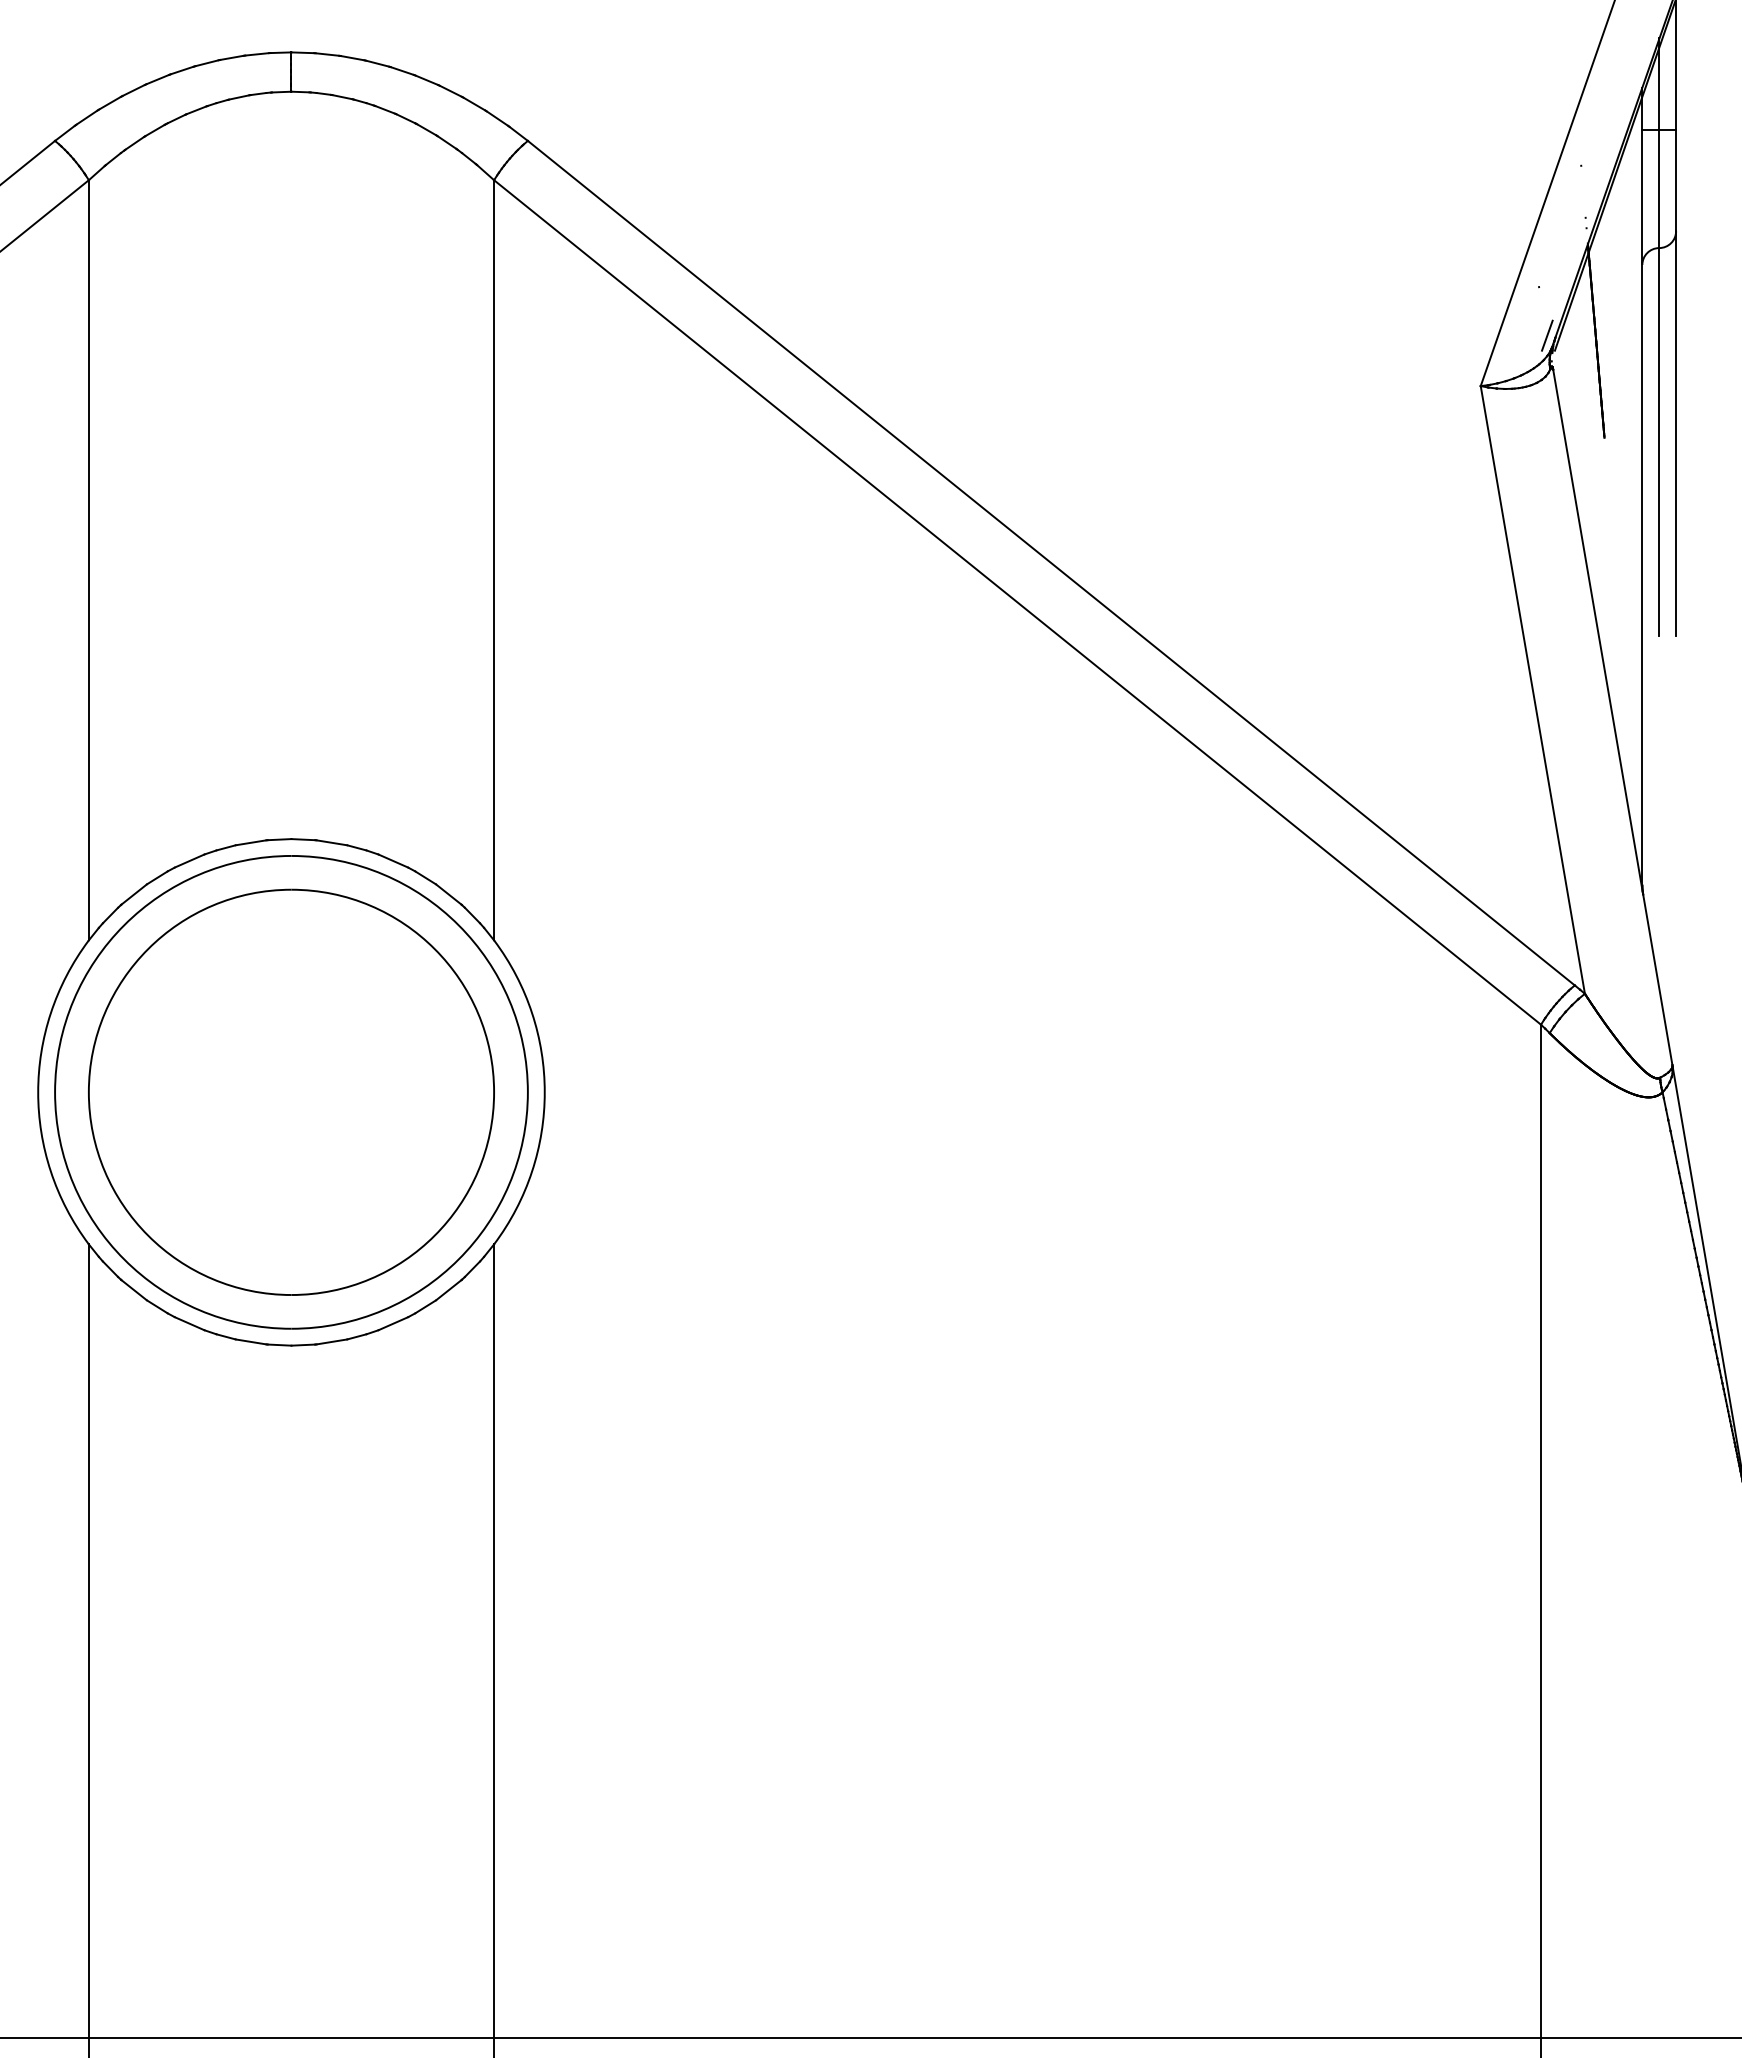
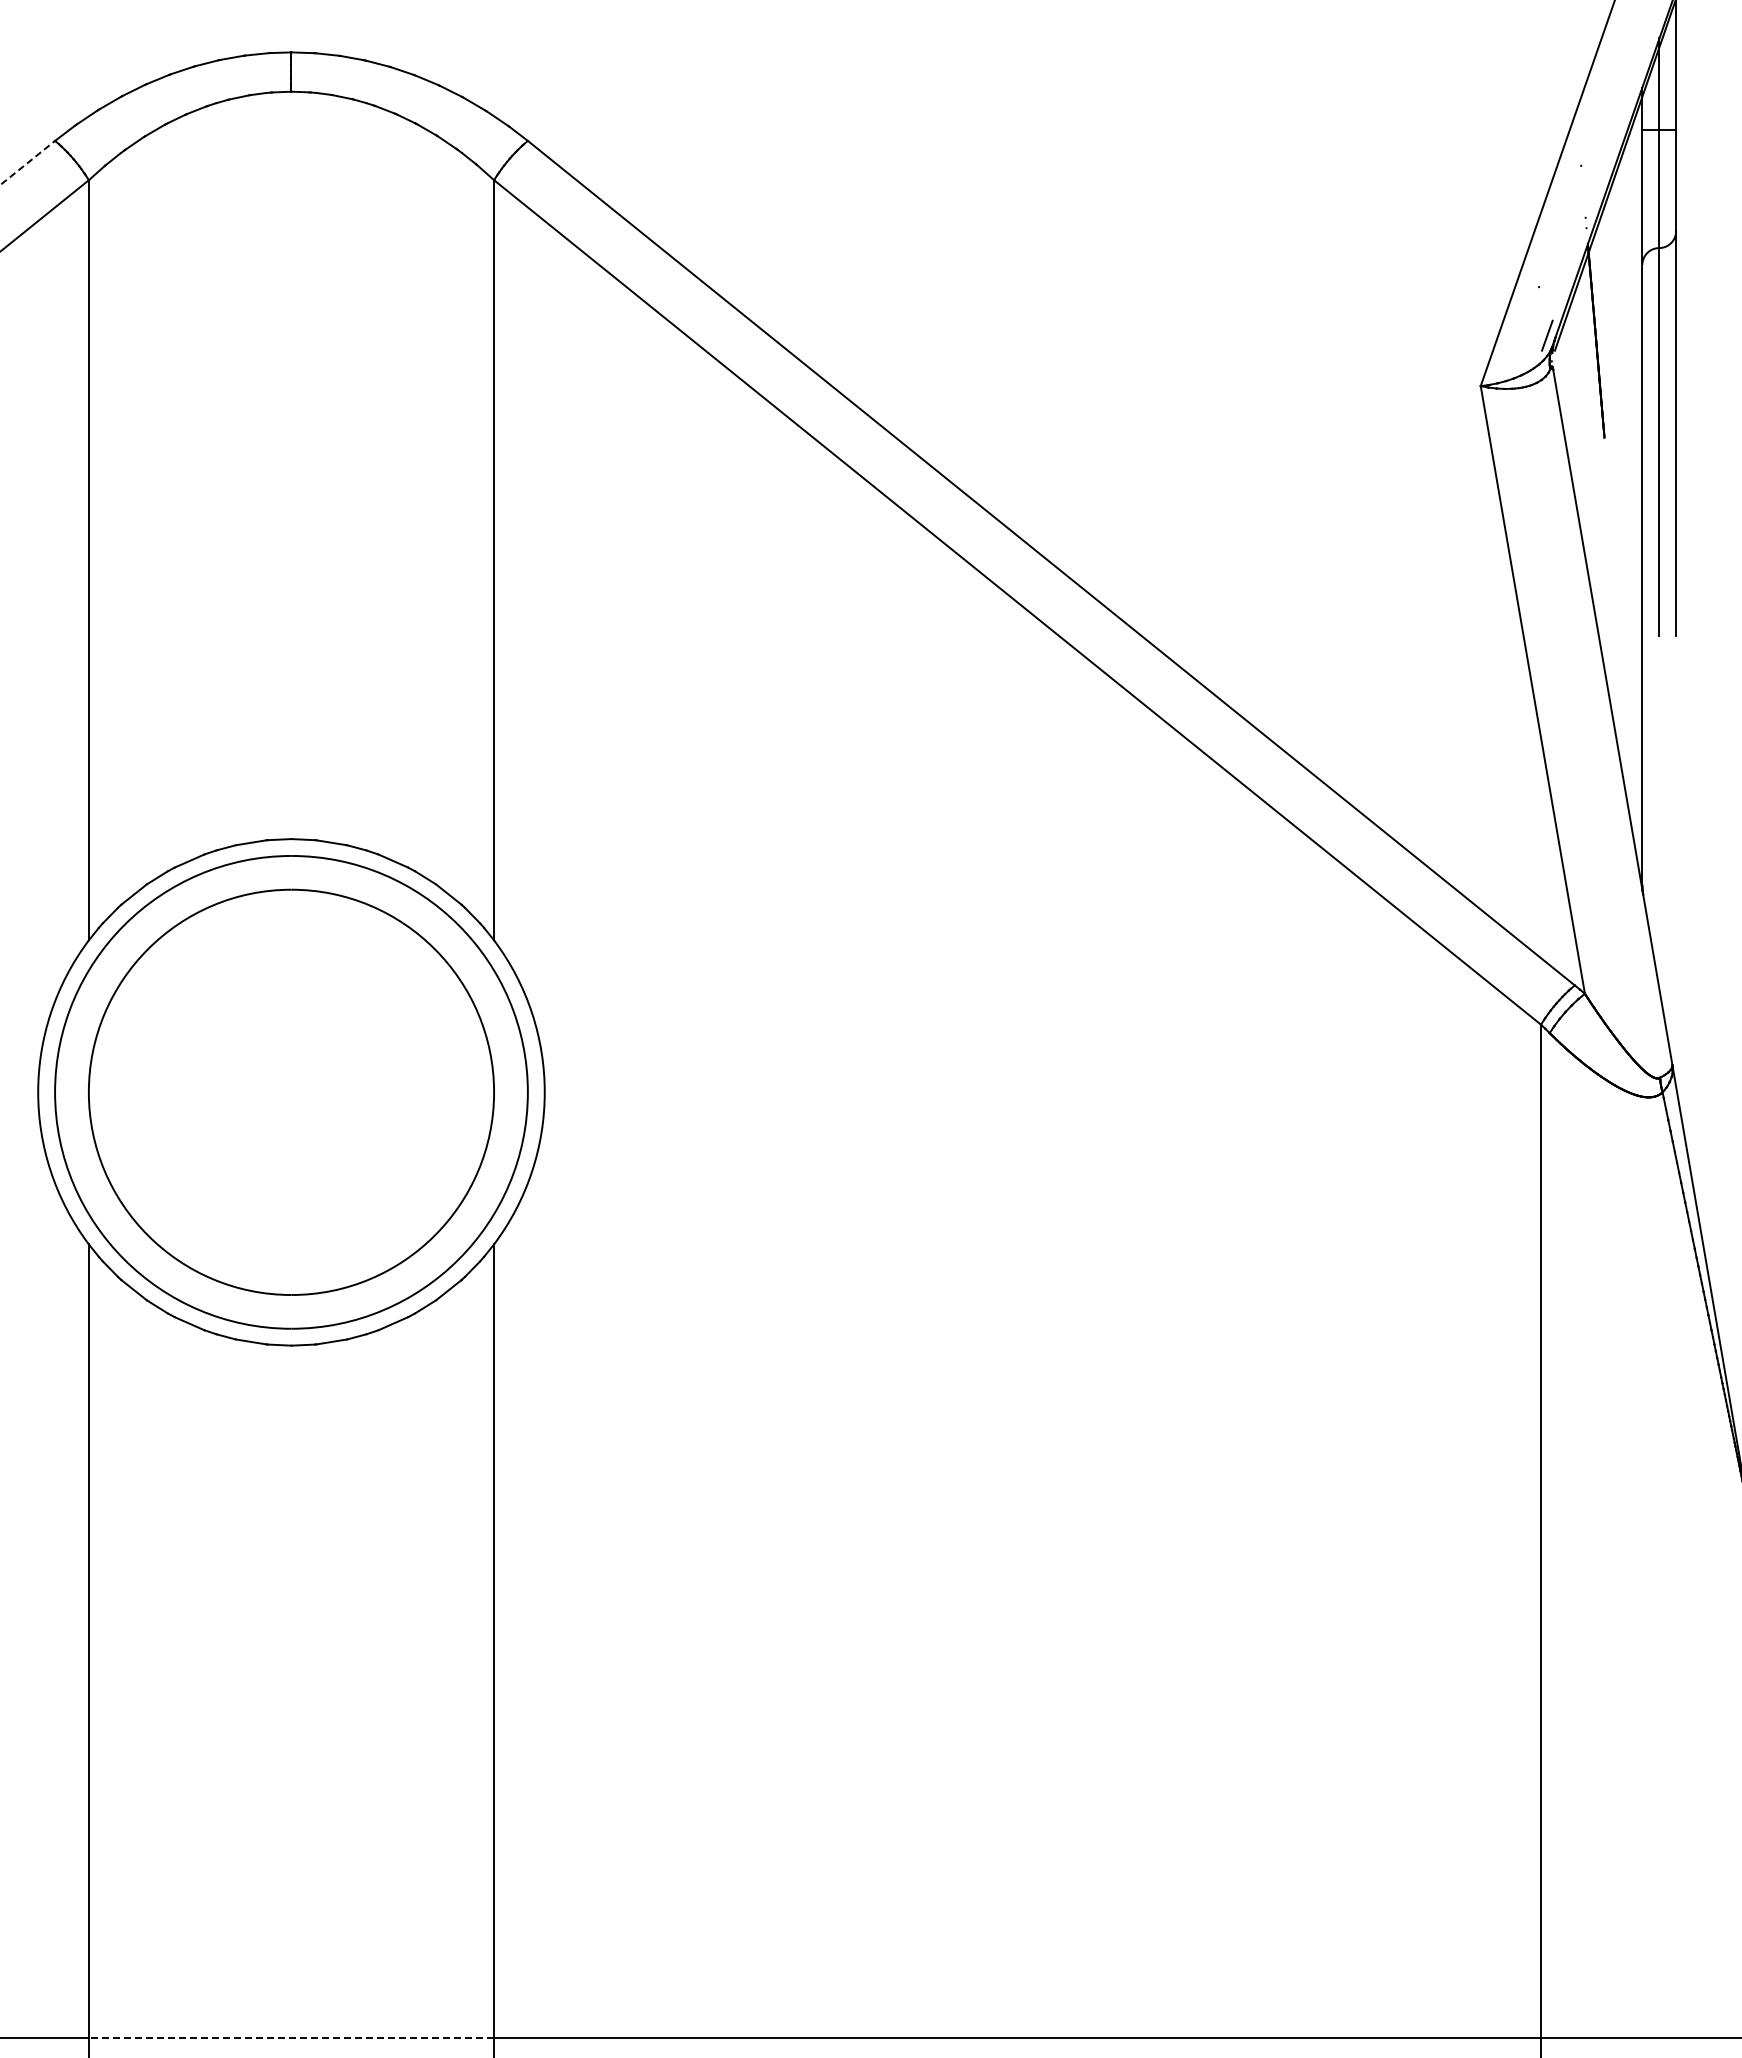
line: solid -> dashed (27, 162)
line: solid -> dashed (291, 2037)
